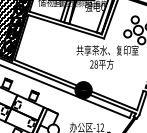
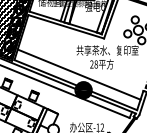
line: none -> present (78, 74)
